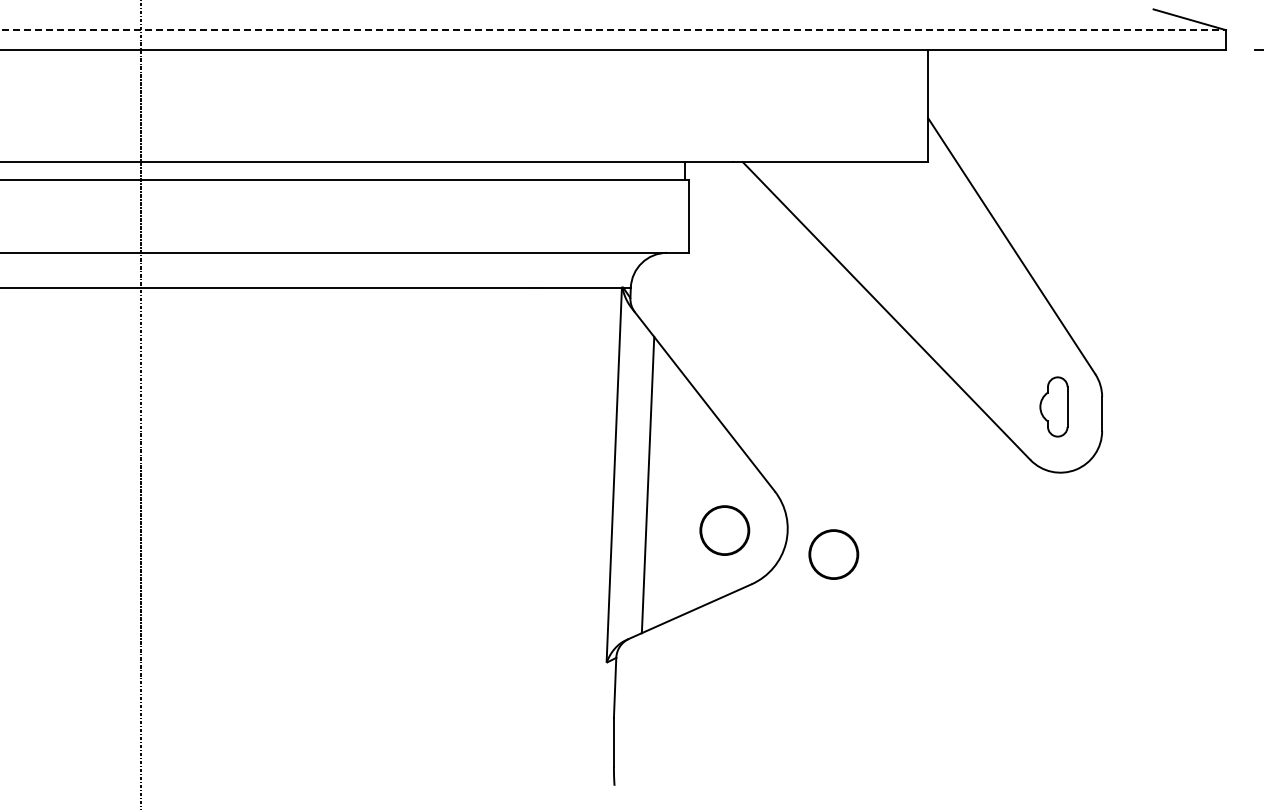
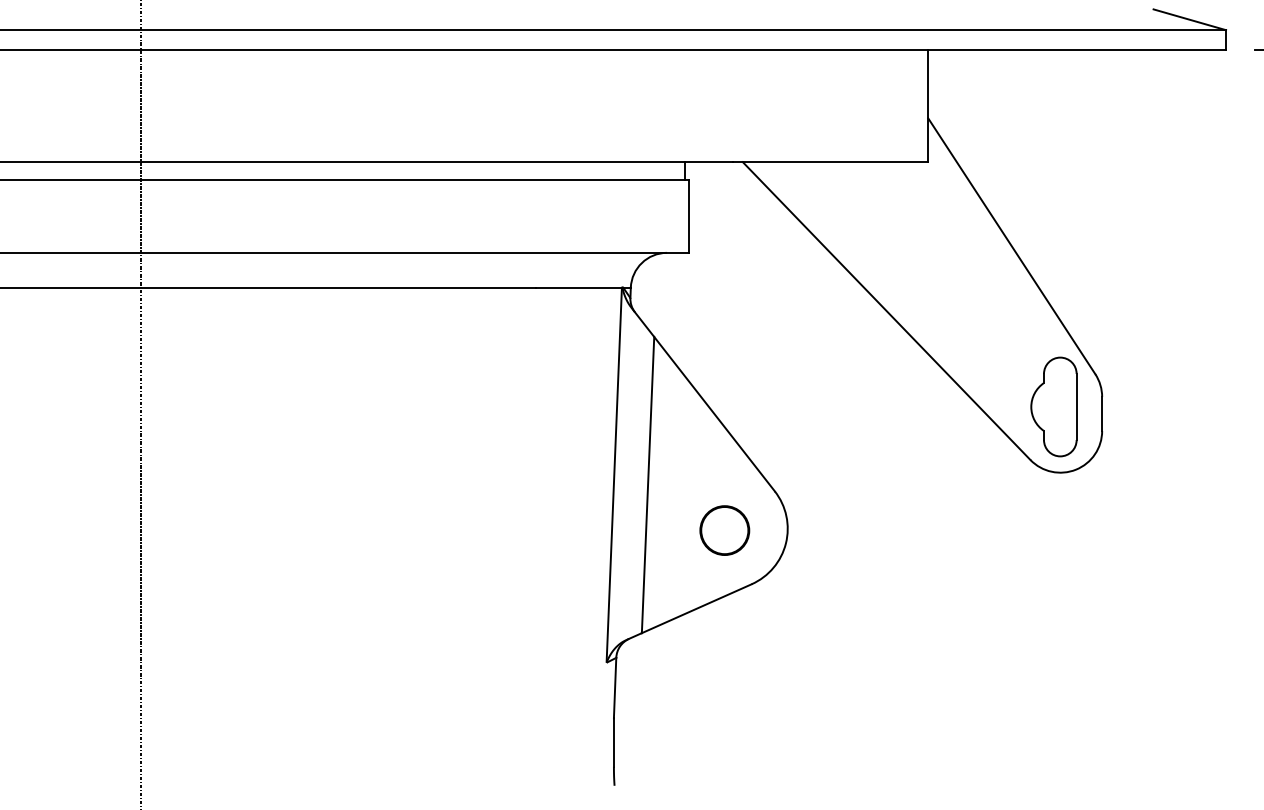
line: dashed -> solid (613, 30)
part size: 30x62 px -> 48x102 px (1053, 406)
part: present -> none (833, 554)
